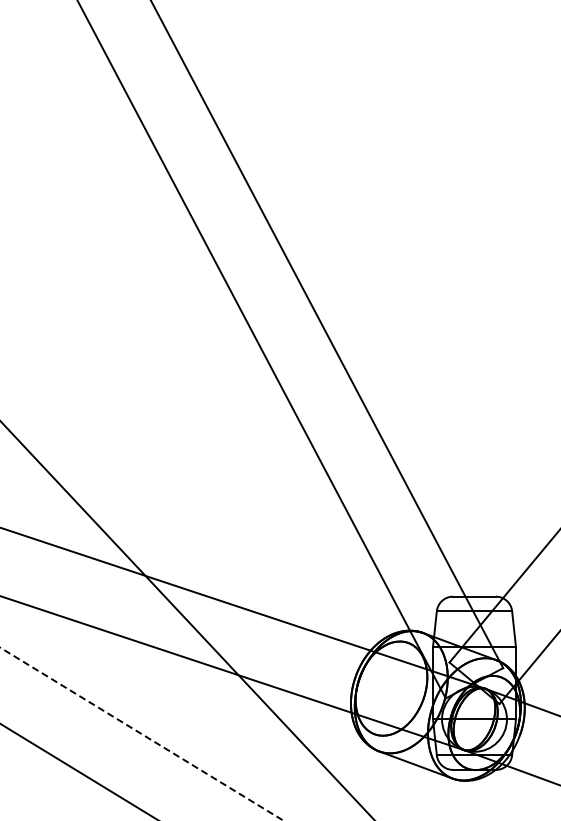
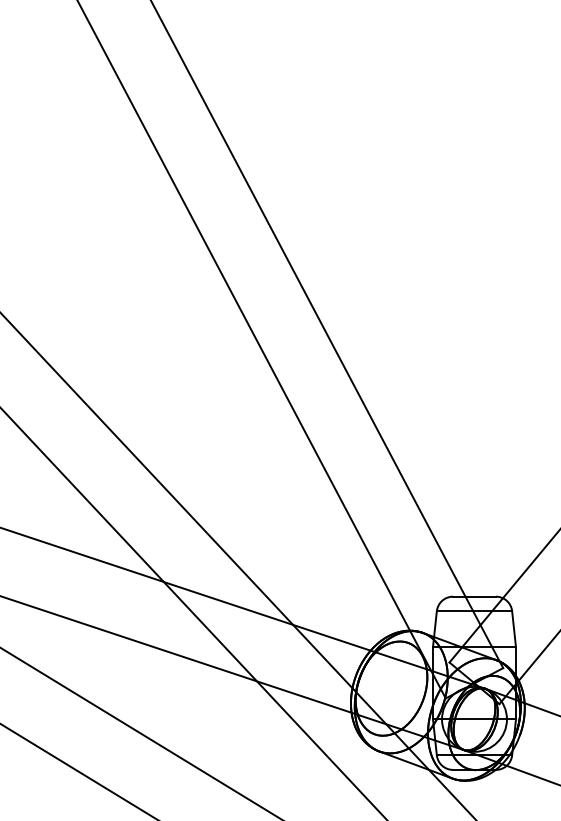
line: none -> present (237, 565)
line position: (186, 620) -> (193, 613) (193, 613)
line: dashed -> solid (142, 734)
